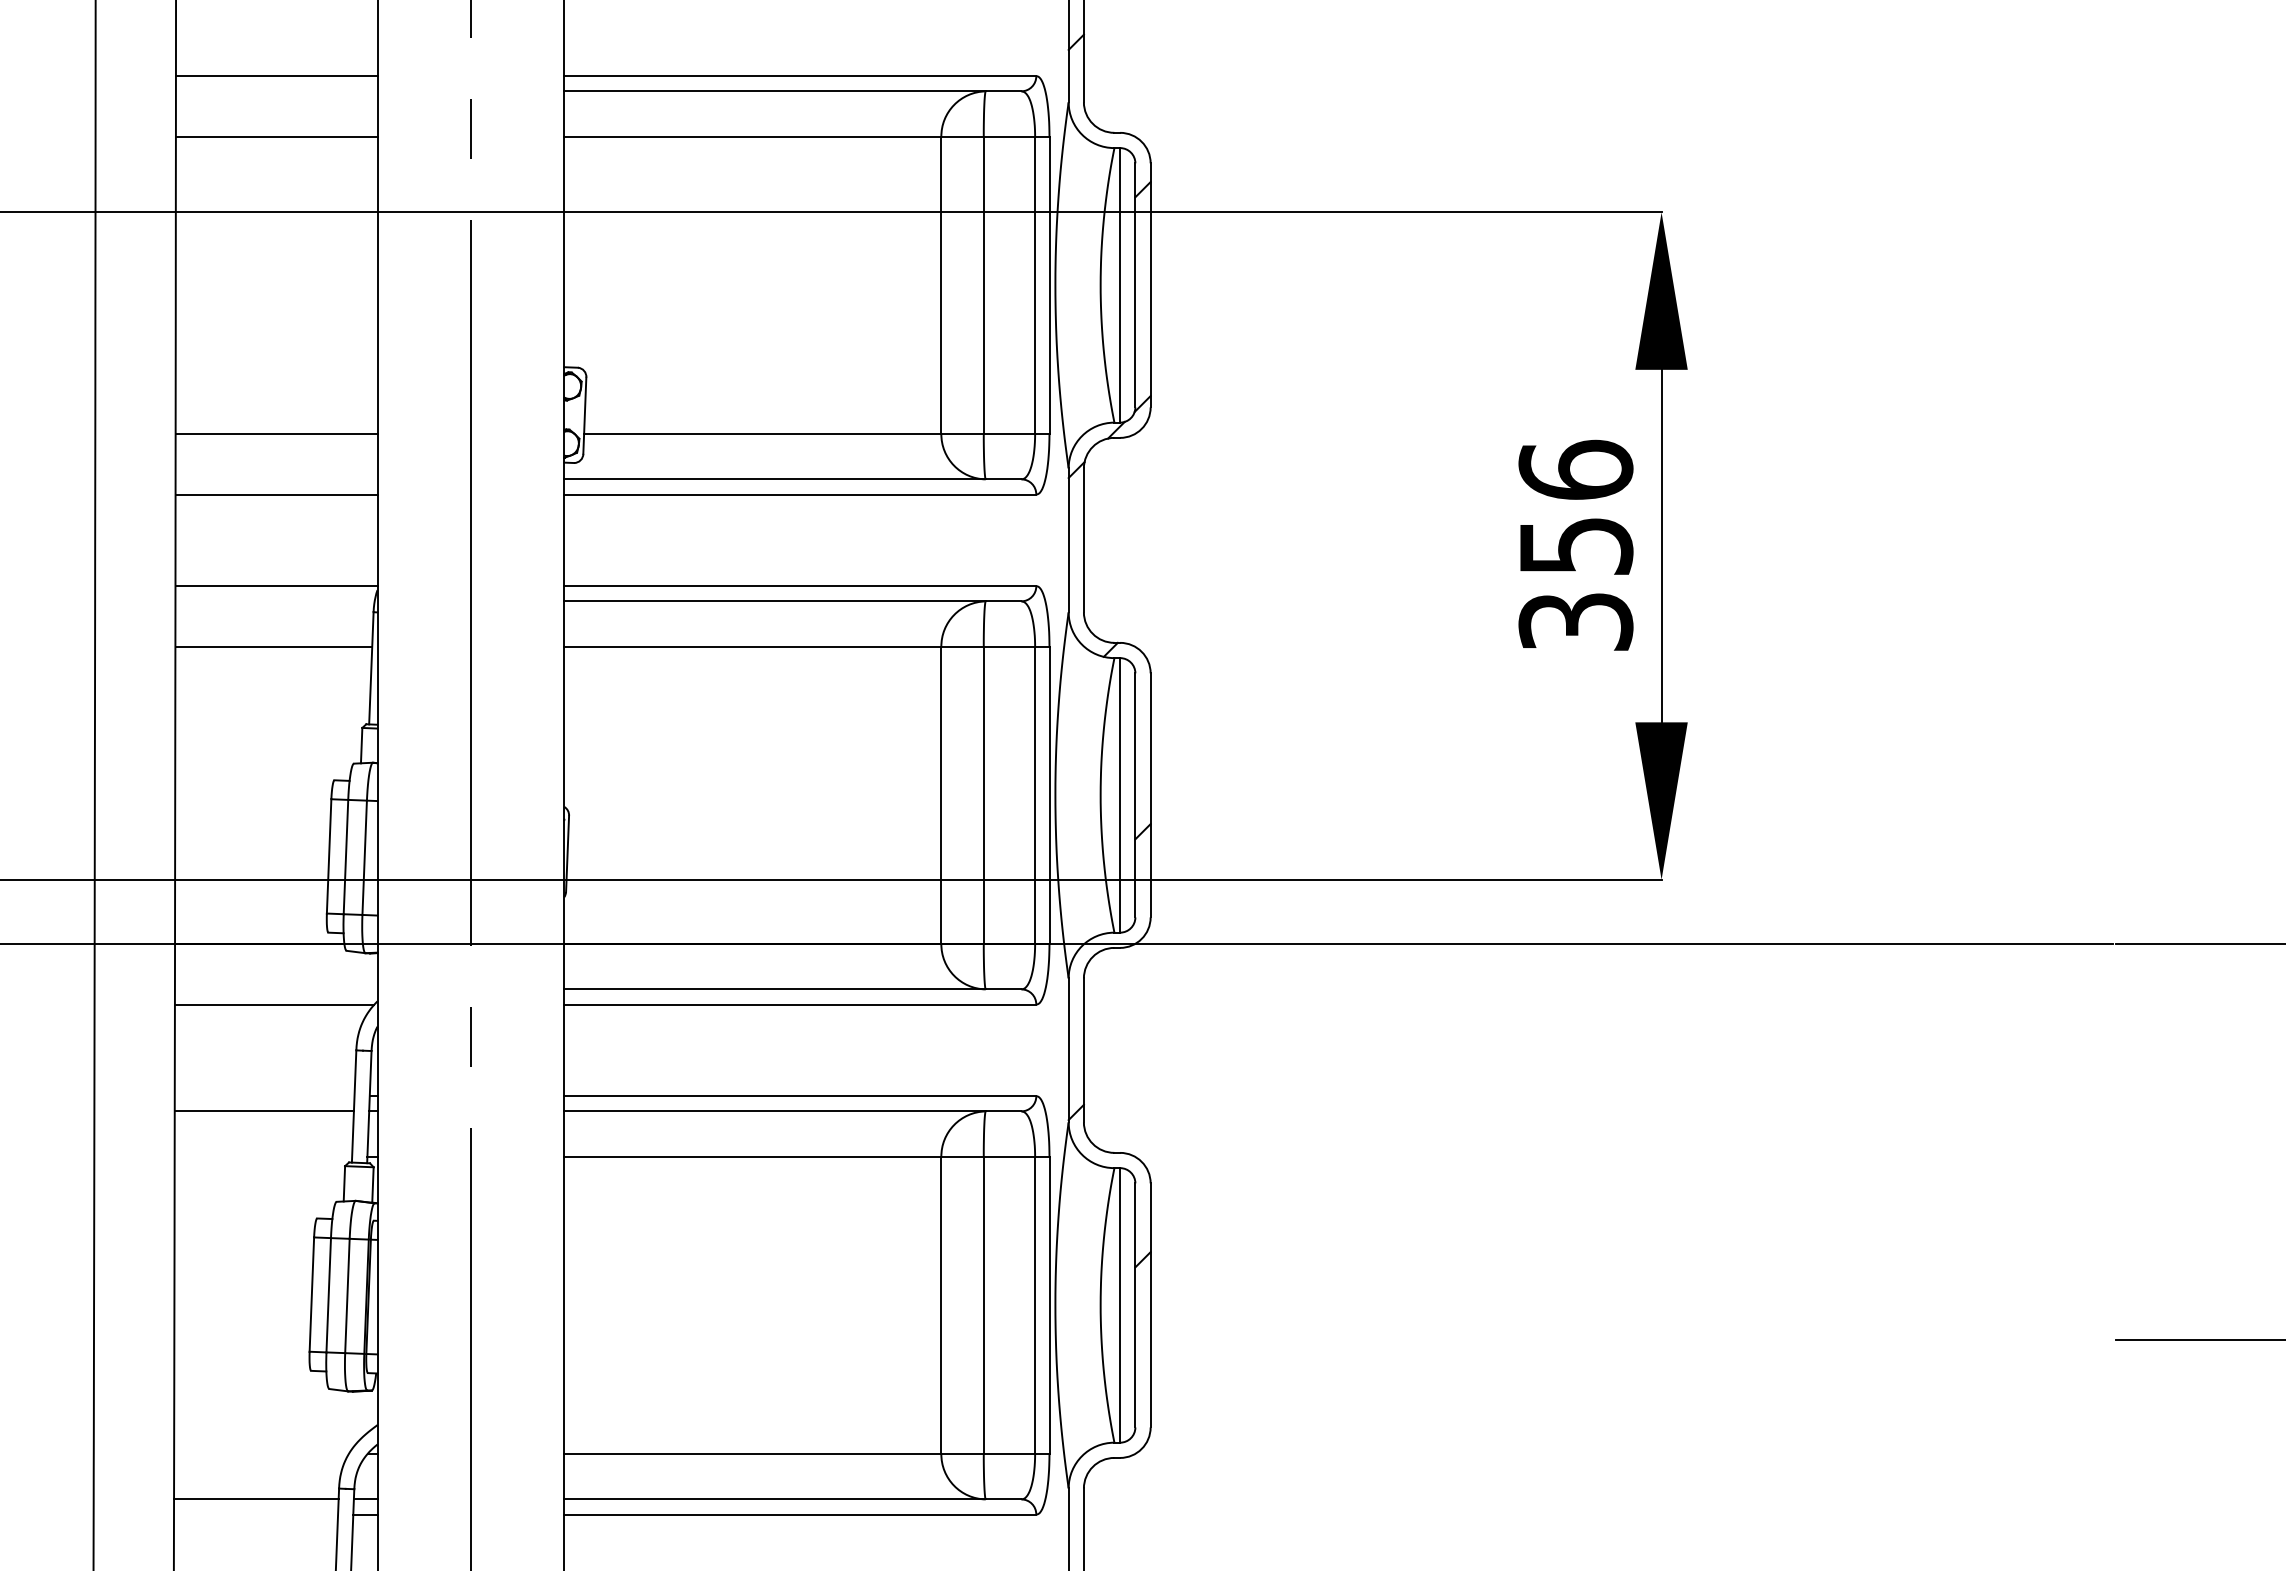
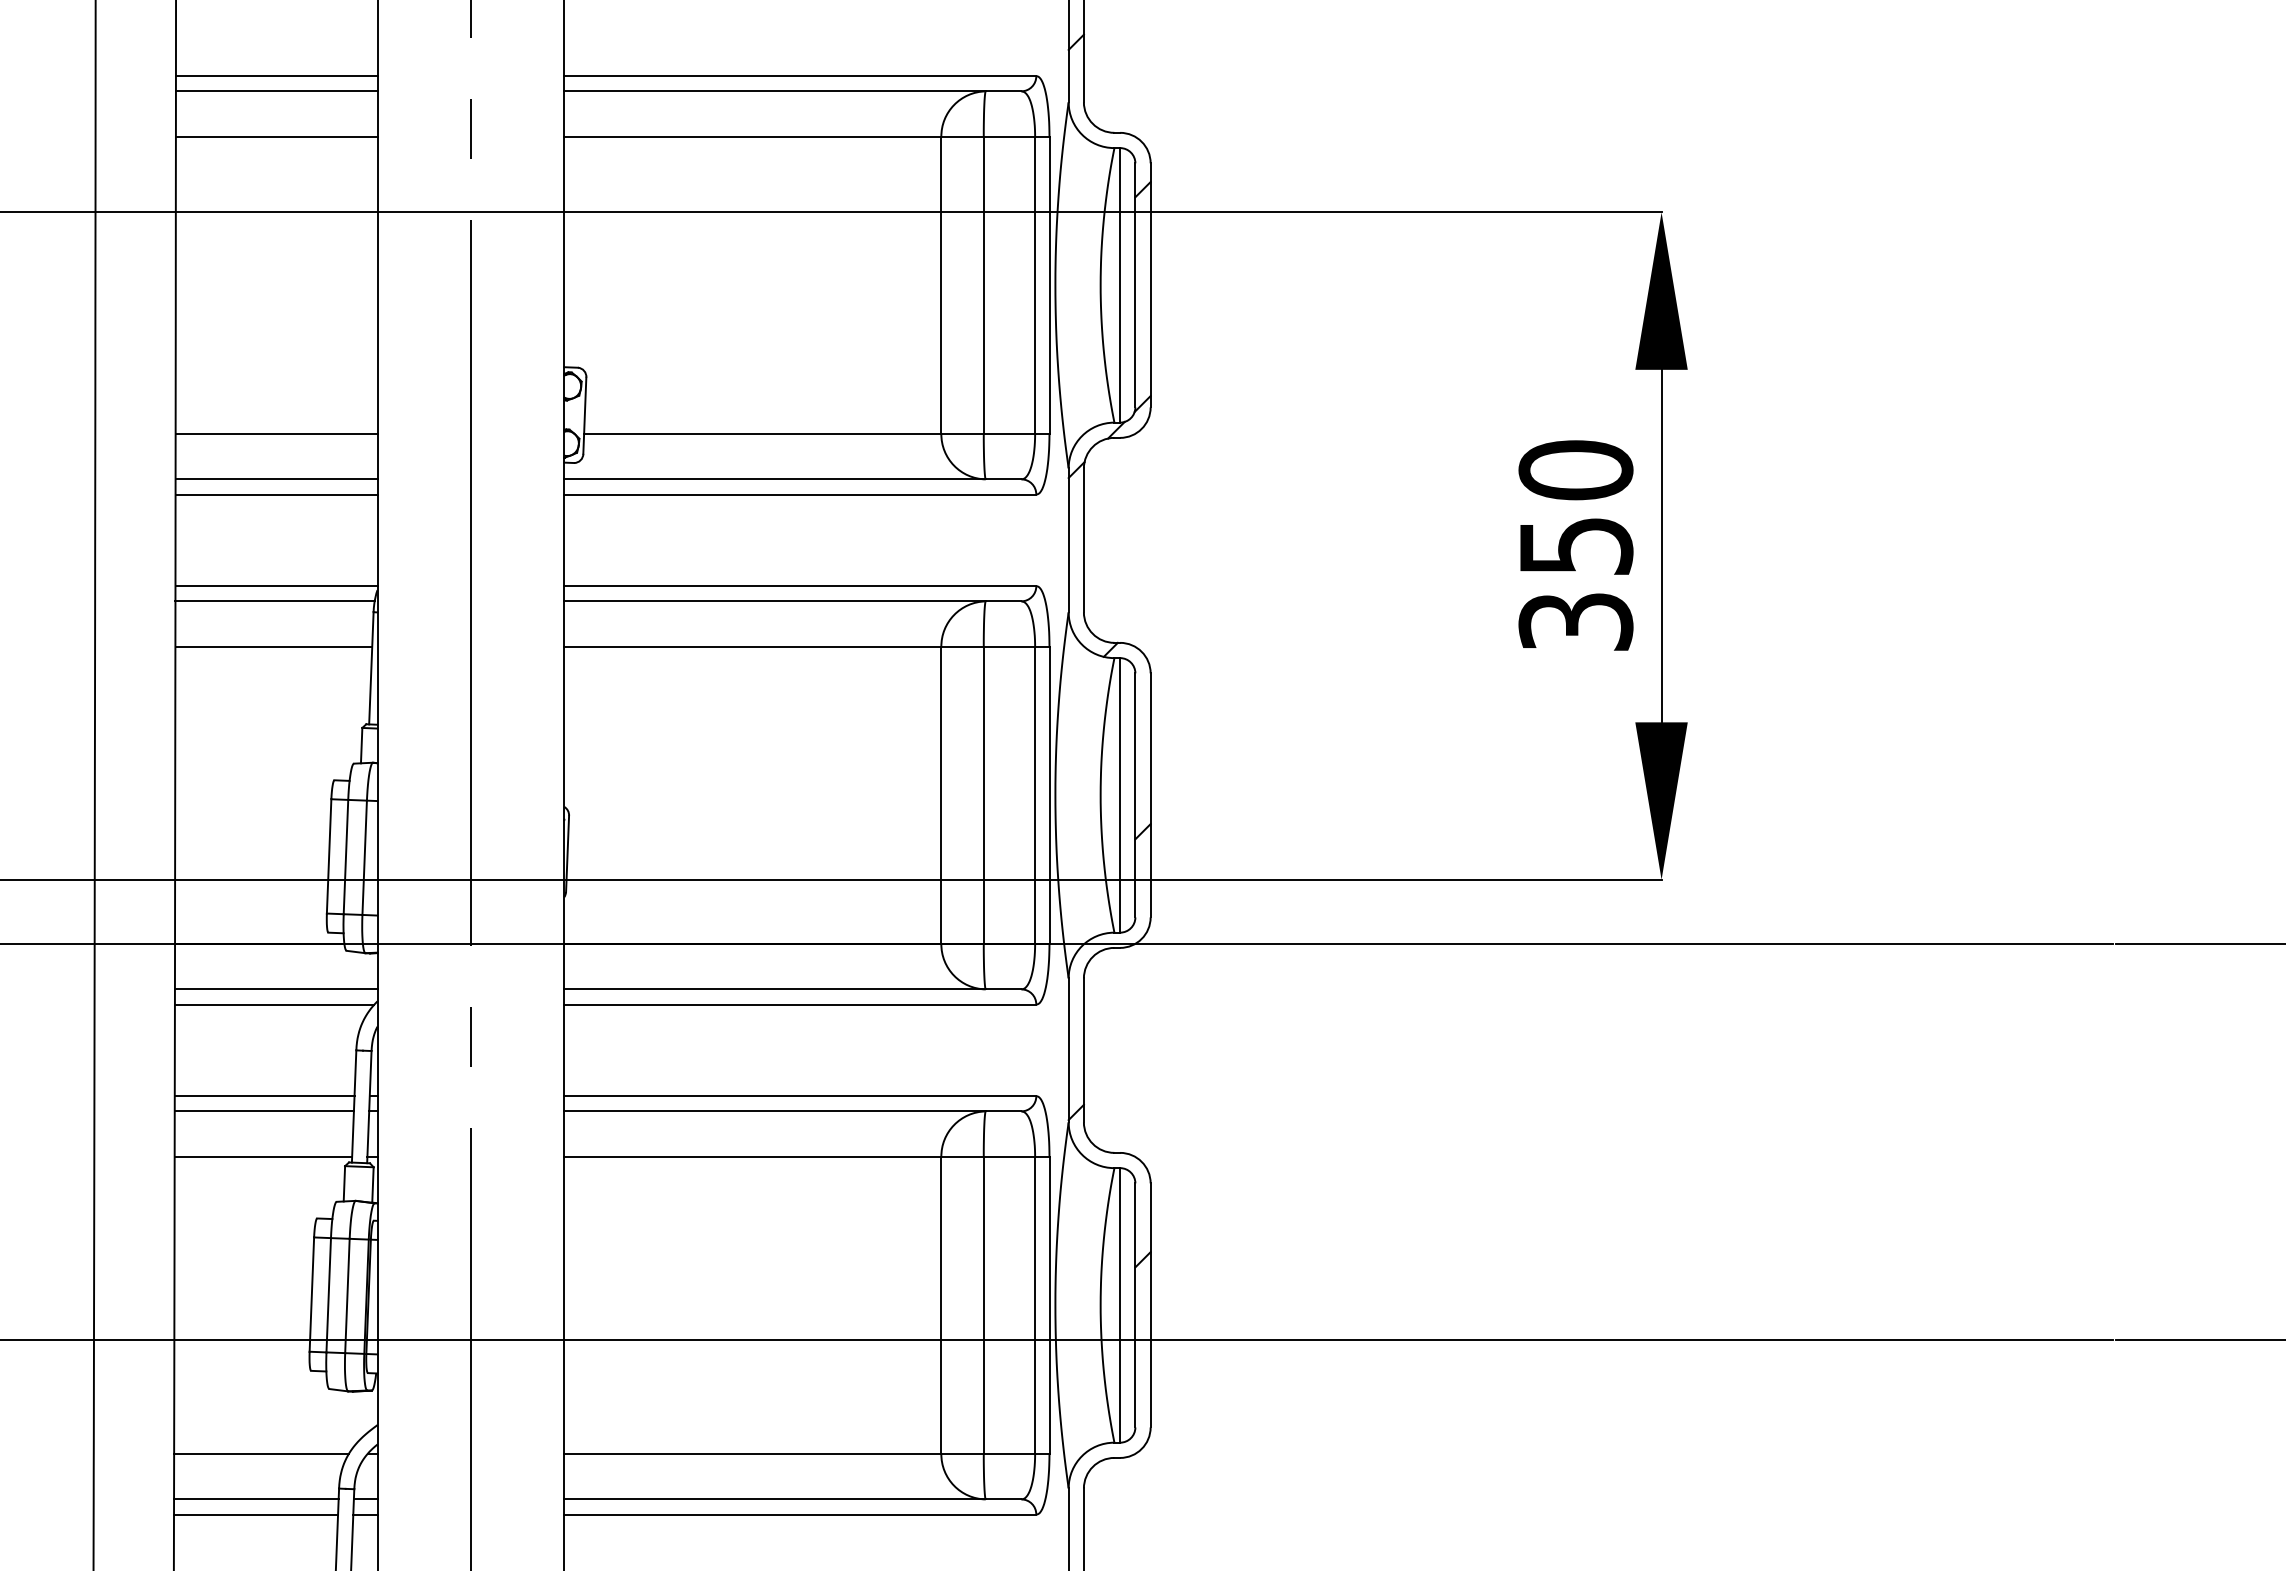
line: none -> present (276, 91)
text: 356 -> 350 (1575, 469)
line: none -> present (276, 479)
line: none -> present (274, 601)
line: none -> present (275, 989)
line: none -> present (264, 1096)
line: none -> present (263, 1157)
line: none -> present (1057, 1340)
line: none -> present (261, 1453)
line: none -> present (256, 1514)
